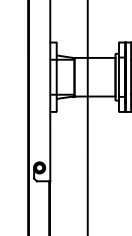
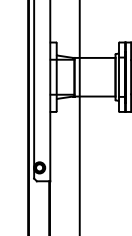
line: none -> present (34, 84)
line position: (87, 117) -> (79, 117) (79, 117)
